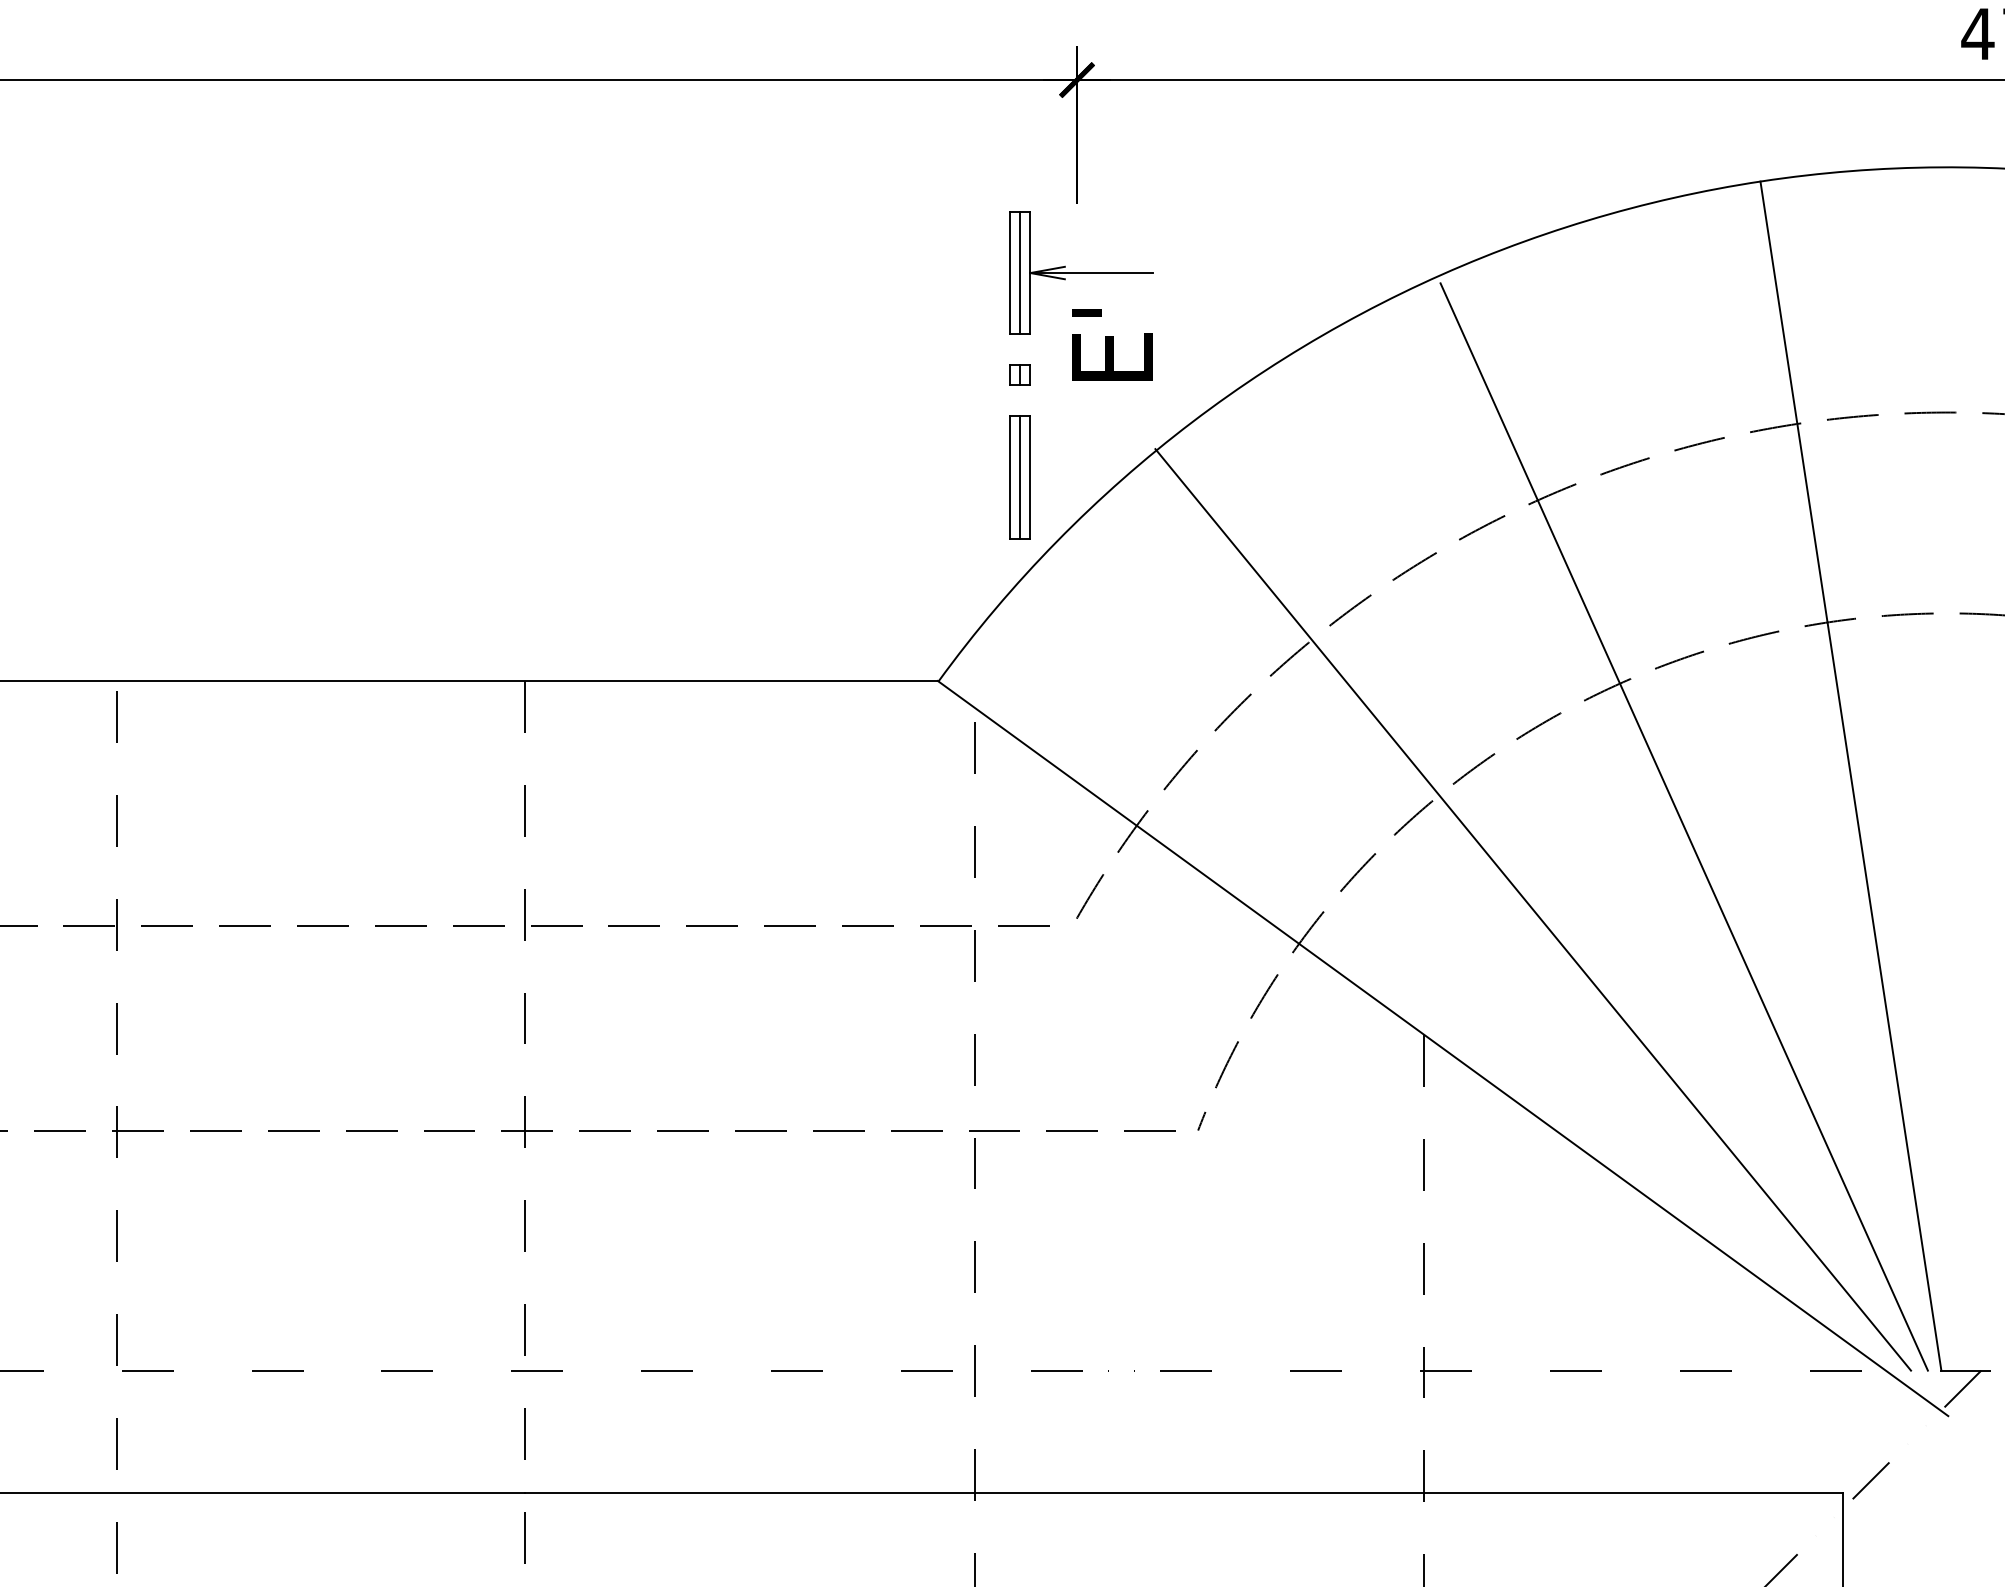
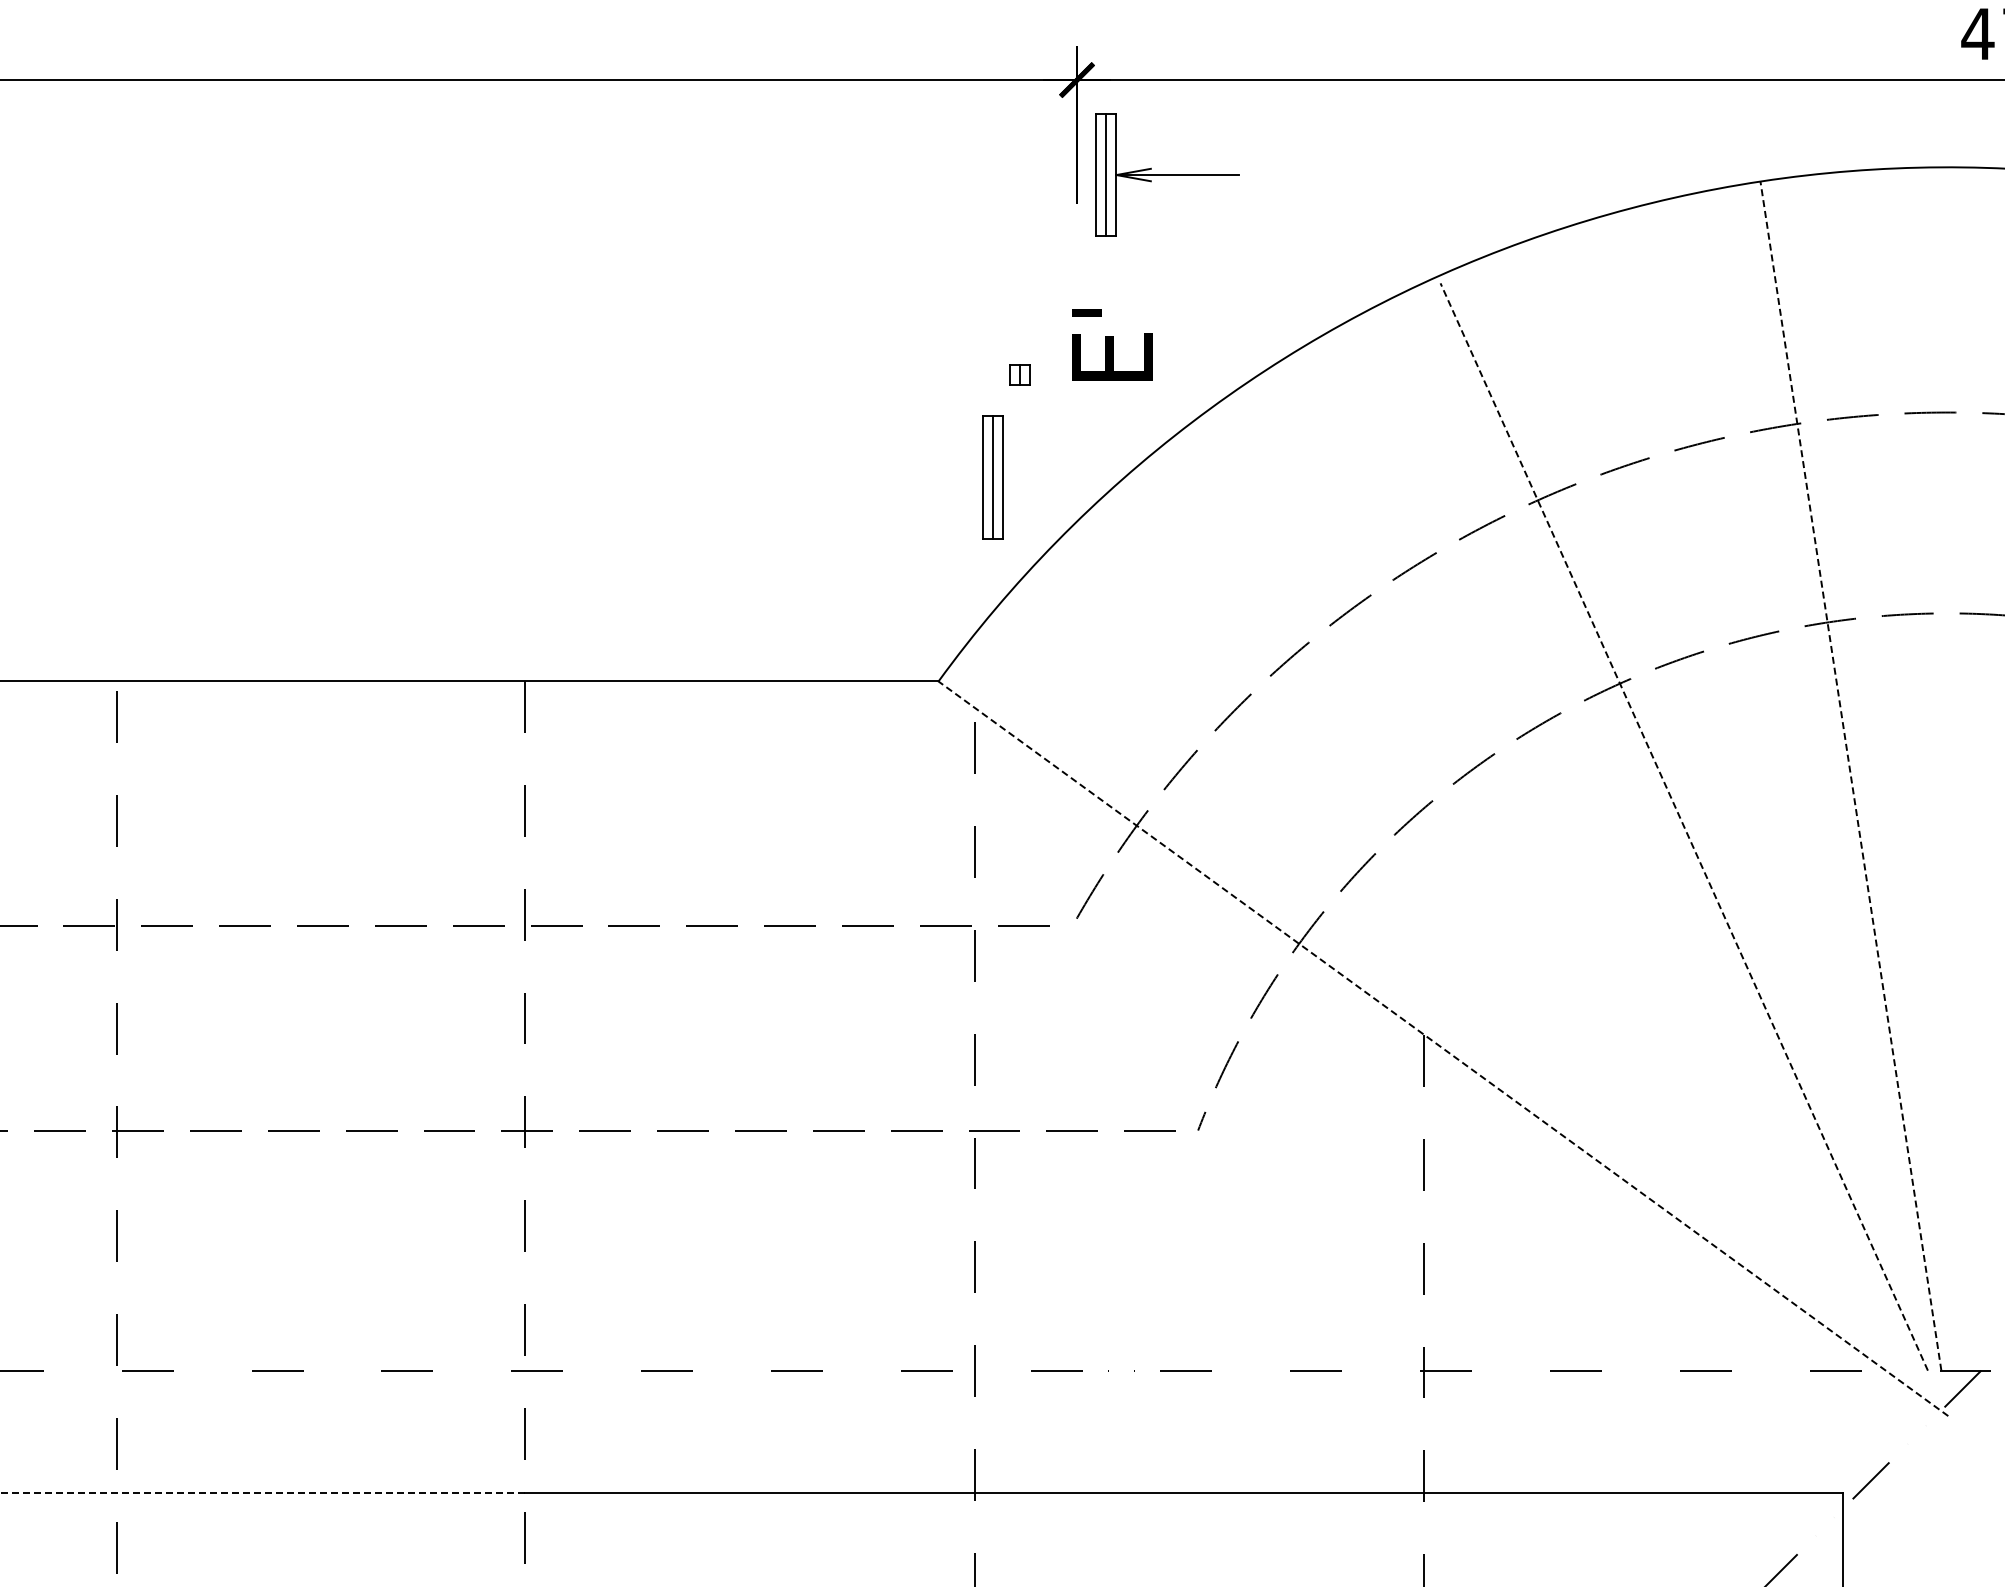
part position: (1081, 272) -> (1167, 174) (1167, 174)
part position: (1019, 477) -> (992, 477) (992, 477)
line: solid -> dashed (1850, 775)
line: solid -> dashed (1684, 827)
line: present -> none (1533, 909)
line: solid -> dashed (1443, 1048)
line: solid -> dashed (262, 1493)
